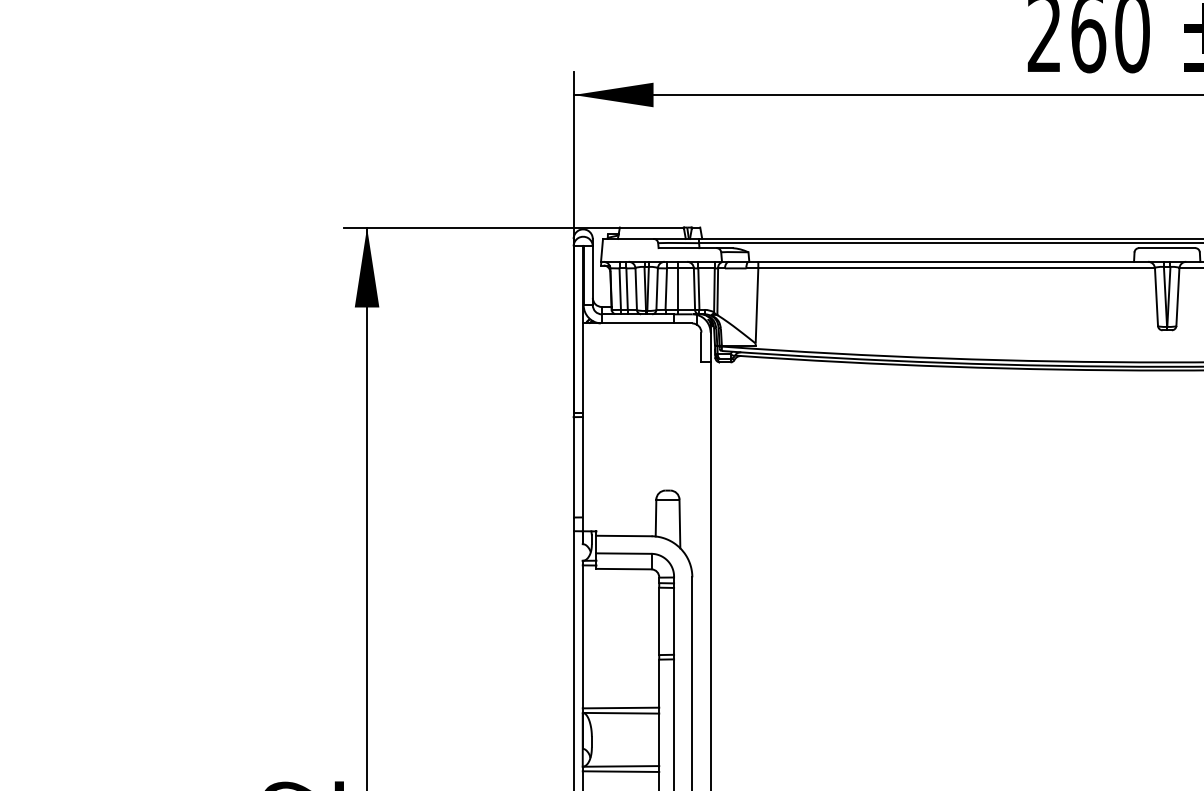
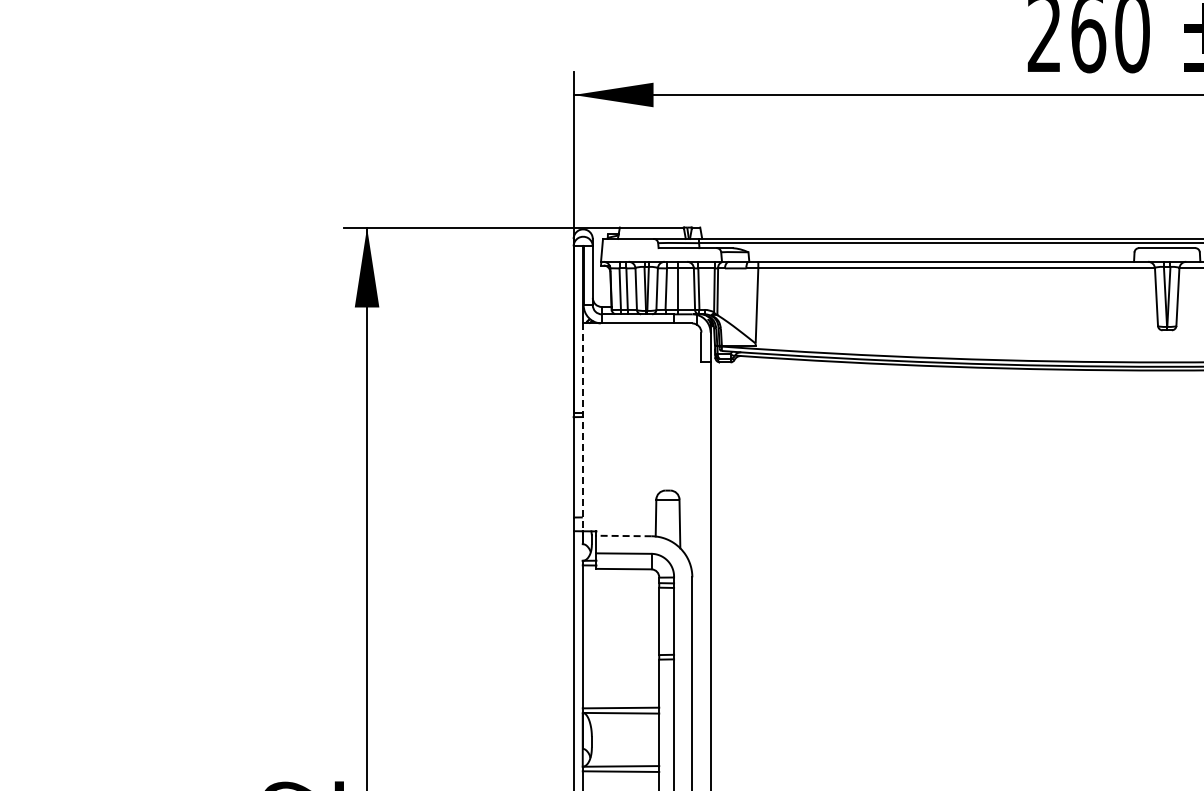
line: solid -> dashed (582, 427)
line: solid -> dashed (624, 536)
